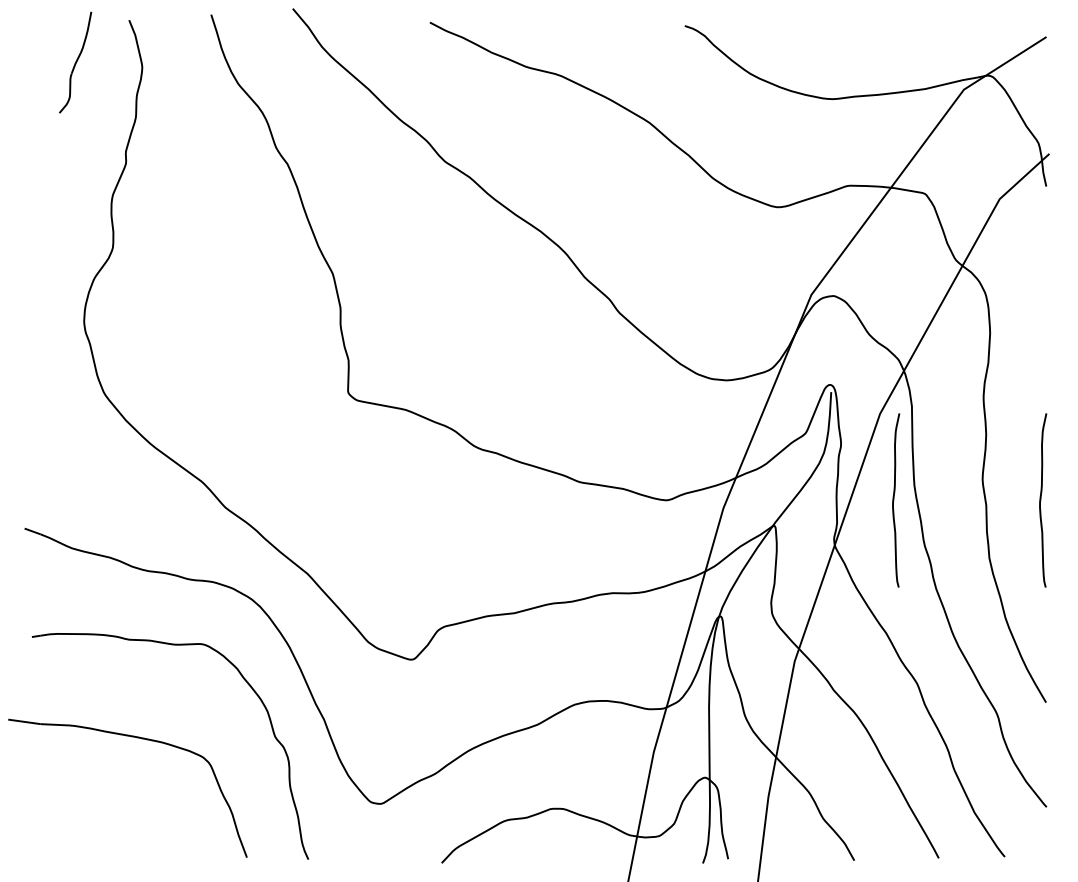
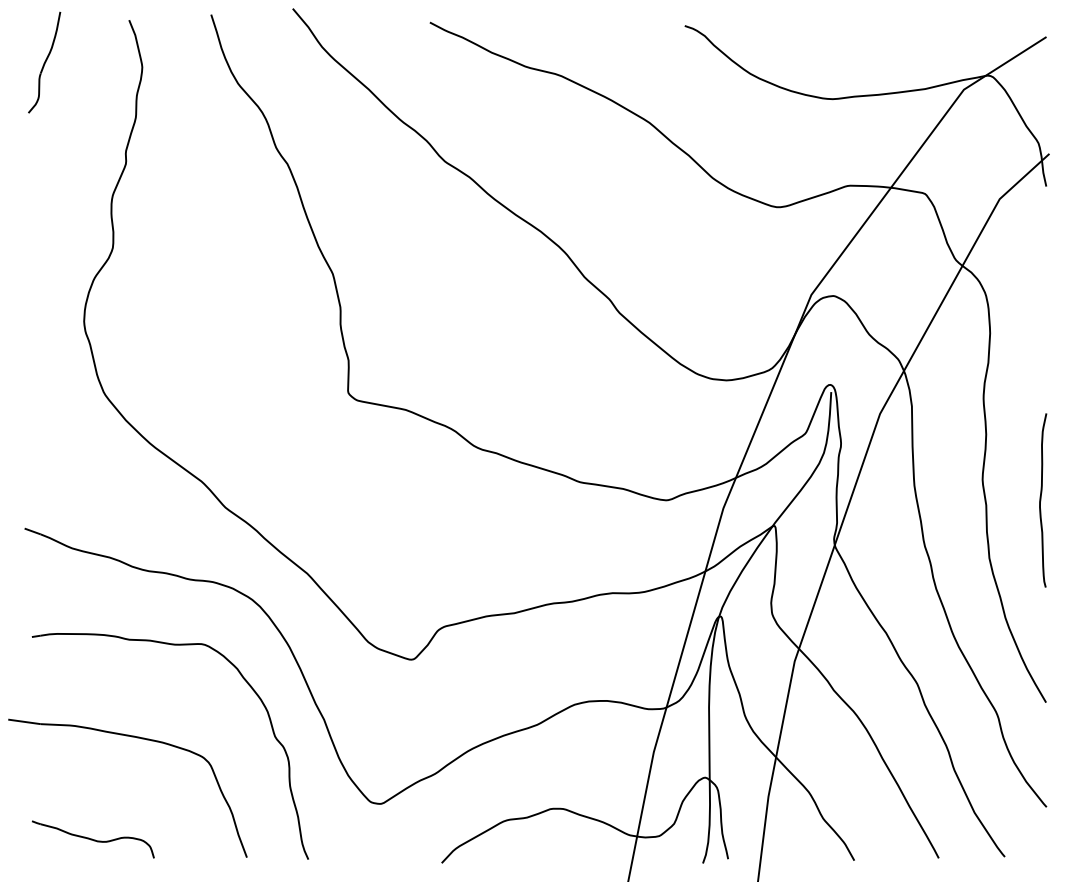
part position: (75, 62) -> (44, 62) (44, 62)
curve: present -> none (894, 500)
part: none -> present (93, 839)
